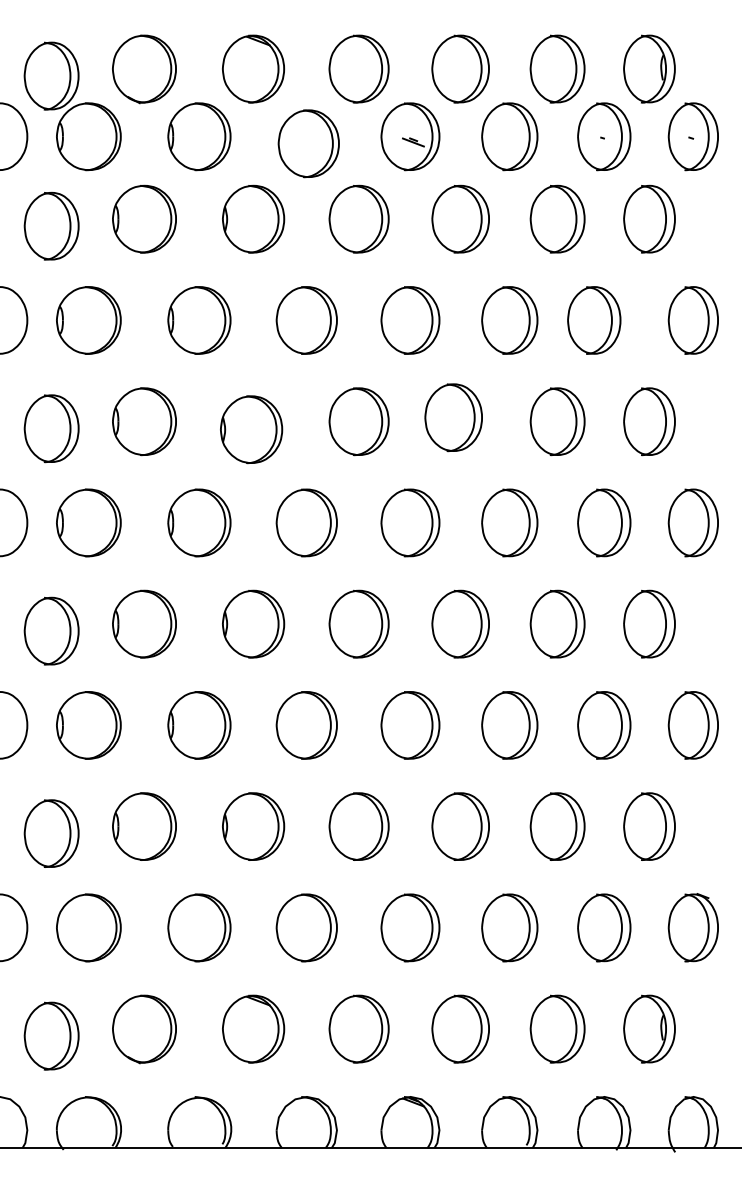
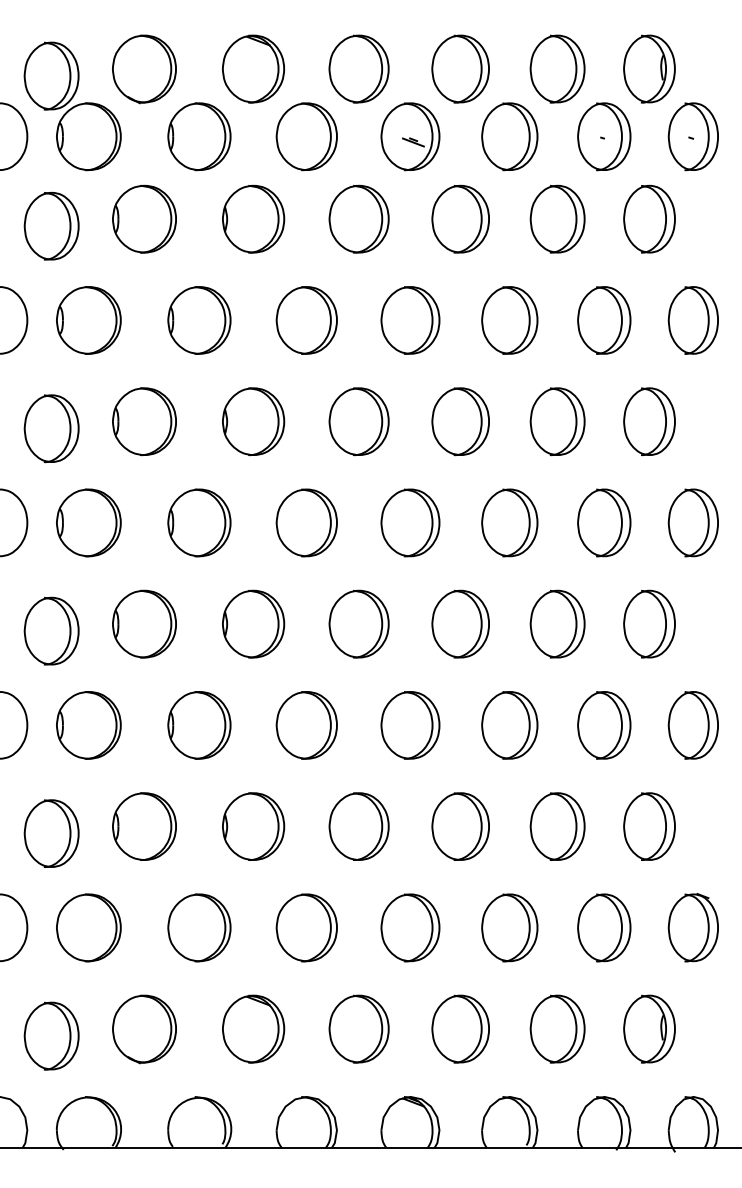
part position: (308, 143) -> (306, 136) (306, 136)
part position: (594, 320) -> (604, 320) (604, 320)
part position: (453, 417) -> (460, 421) (460, 421)
part position: (251, 429) -> (253, 421) (253, 421)
